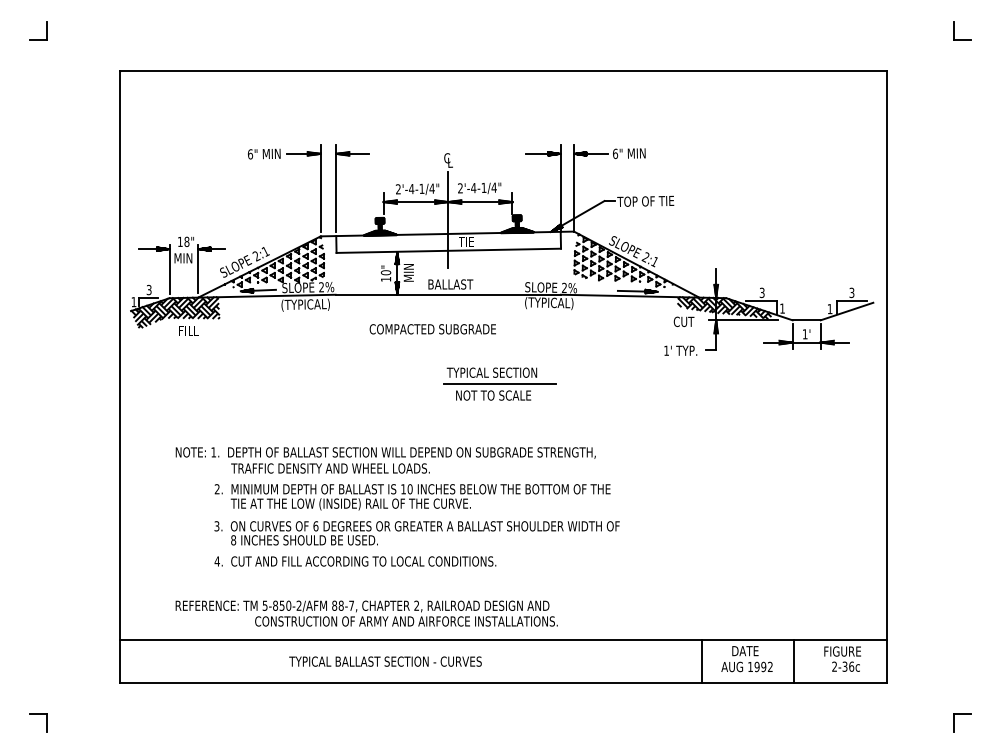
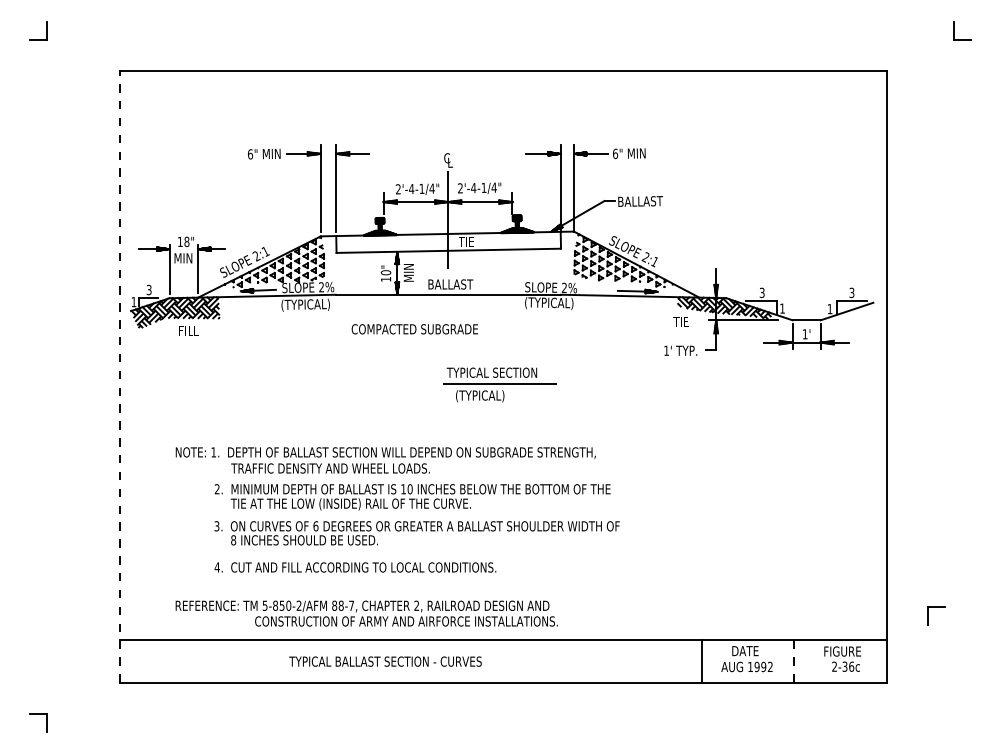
text: TOP OF TIE -> BALLAST (645, 200)
text: CUT -> TIE (683, 321)
text position: (432, 329) -> (414, 329) (414, 329)
line: solid -> dashed (120, 377)
text: NOT TO SCALE -> (TYPICAL) (493, 396)
text position: (355, 561) -> (355, 567) (355, 567)
line: solid -> dashed (794, 660)
part position: (962, 714) -> (936, 607) (936, 607)
